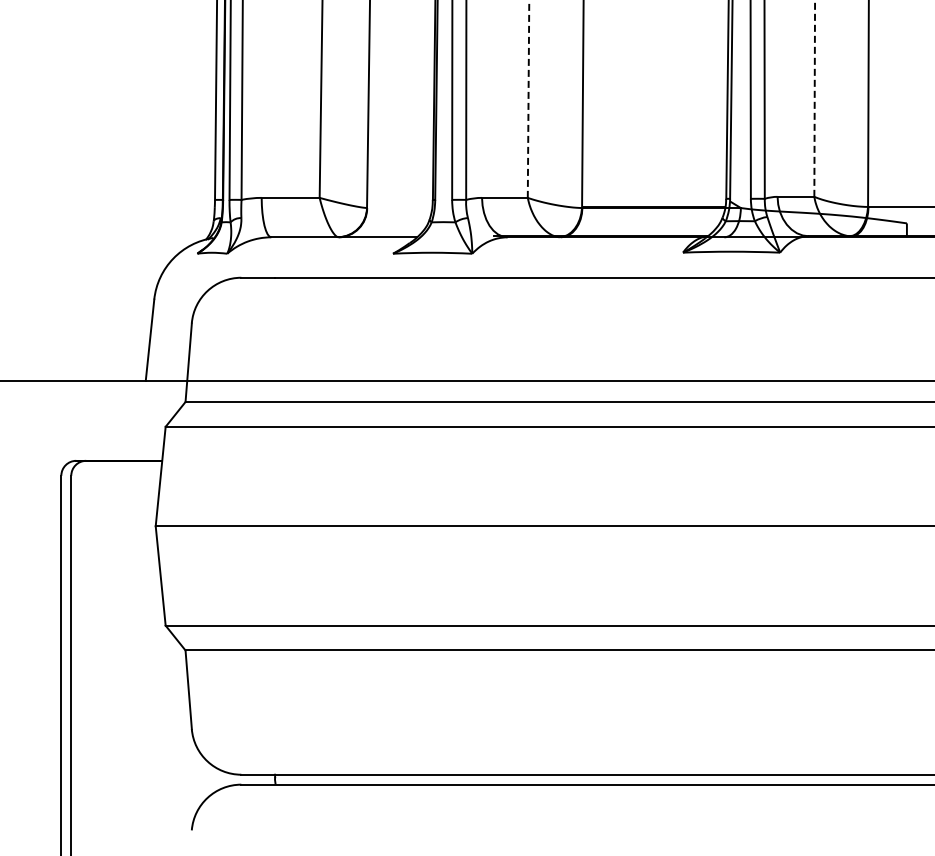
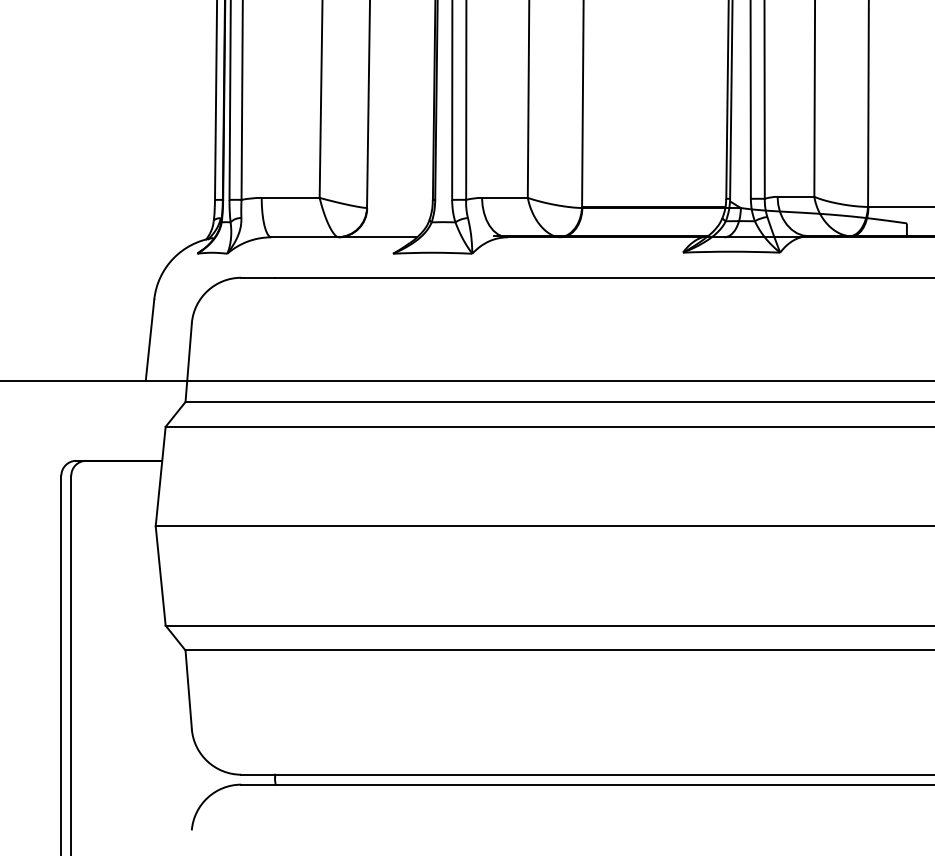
line: dashed -> solid (528, 98)
line: dashed -> solid (814, 98)
